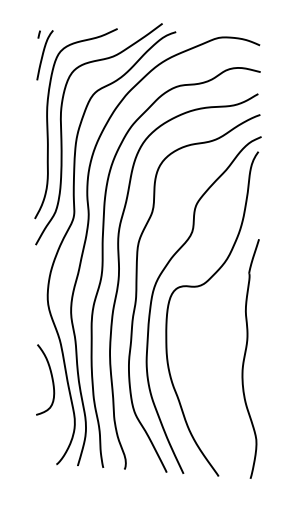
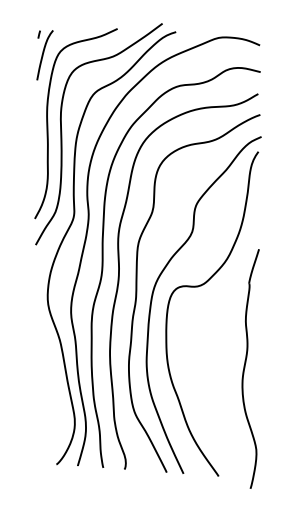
part position: (250, 358) -> (250, 368) (250, 368)
curve: present -> none (51, 379)
